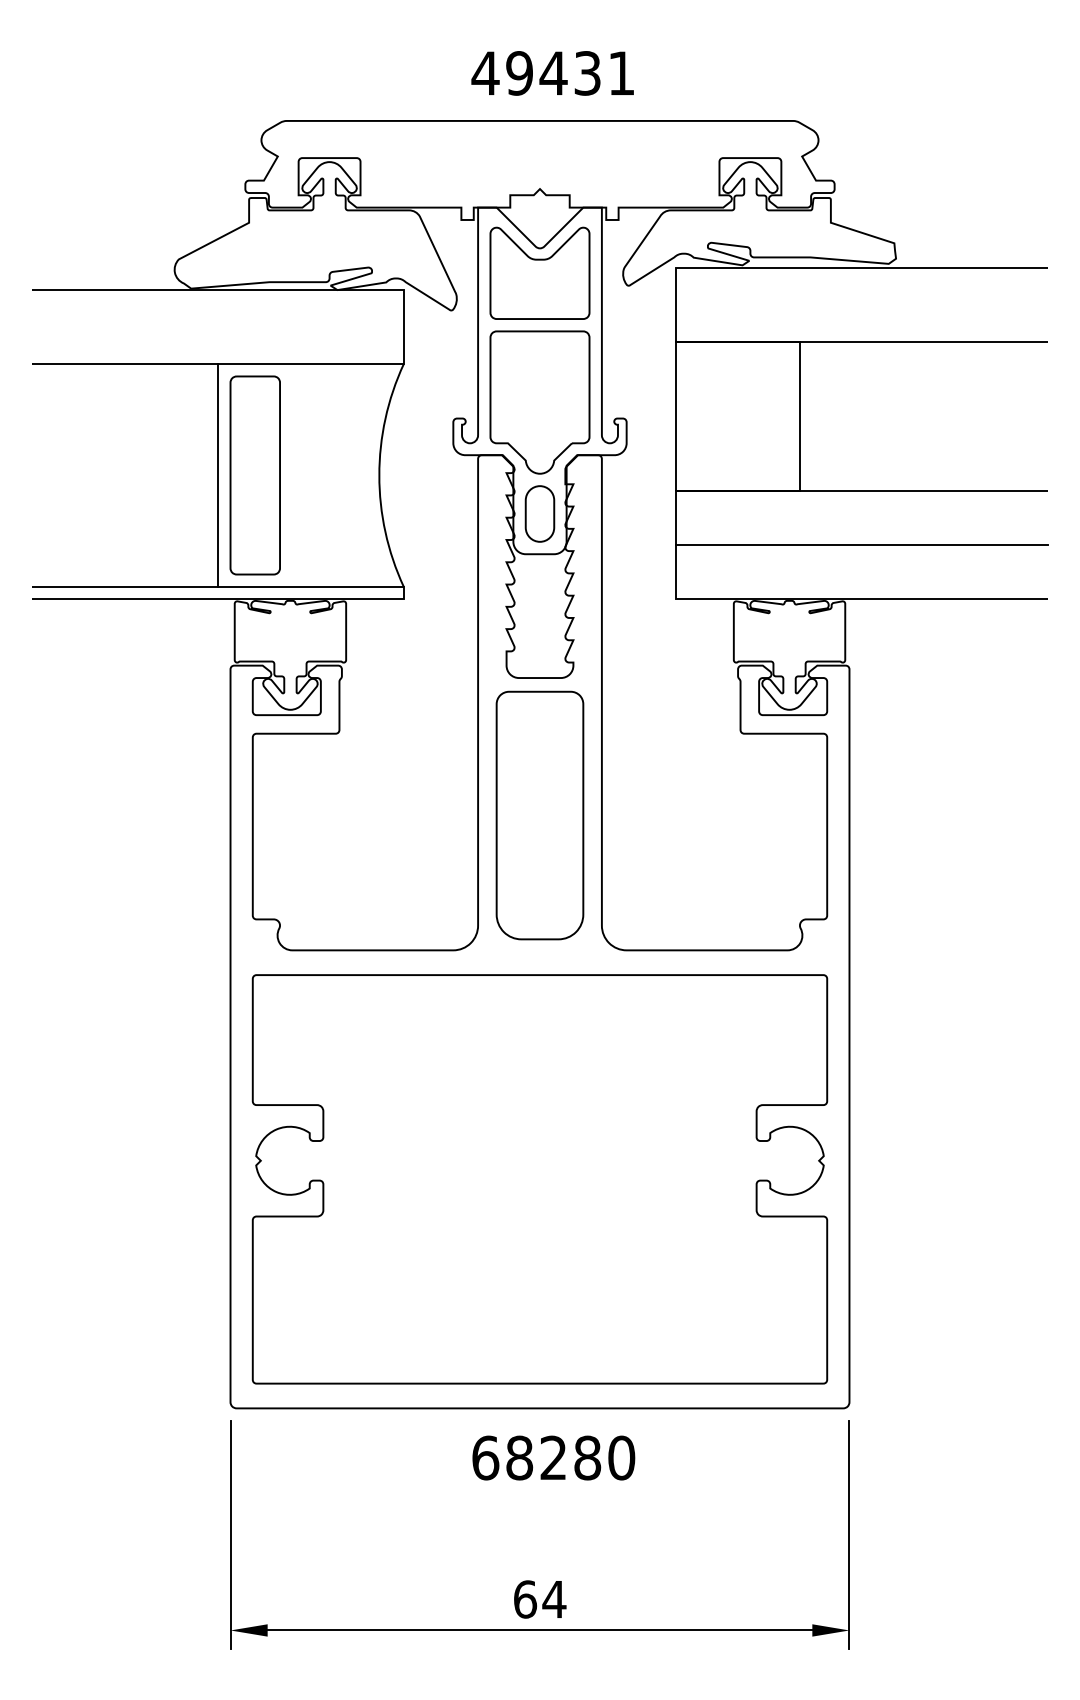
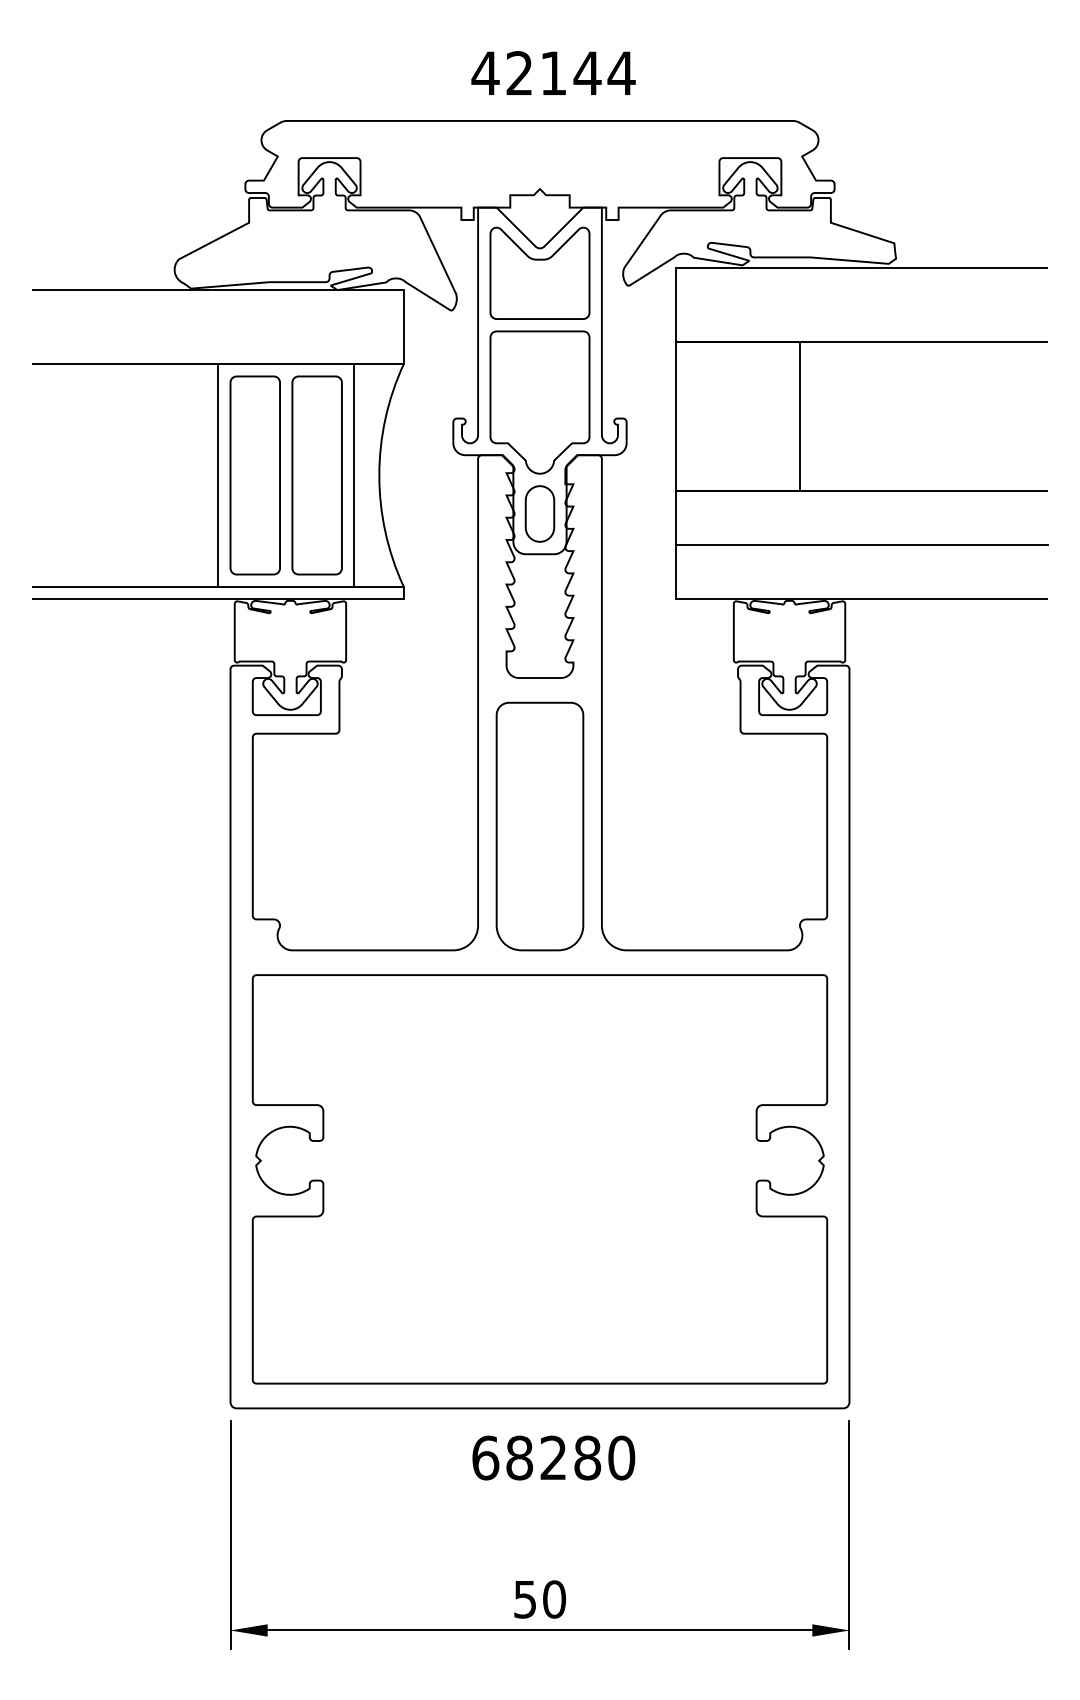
text: 49431 -> 42144 (570, 73)
part: none -> present (316, 475)
line: none -> present (354, 475)
part position: (539, 815) -> (539, 826) (539, 826)
text: 64 -> 50 (540, 1599)
